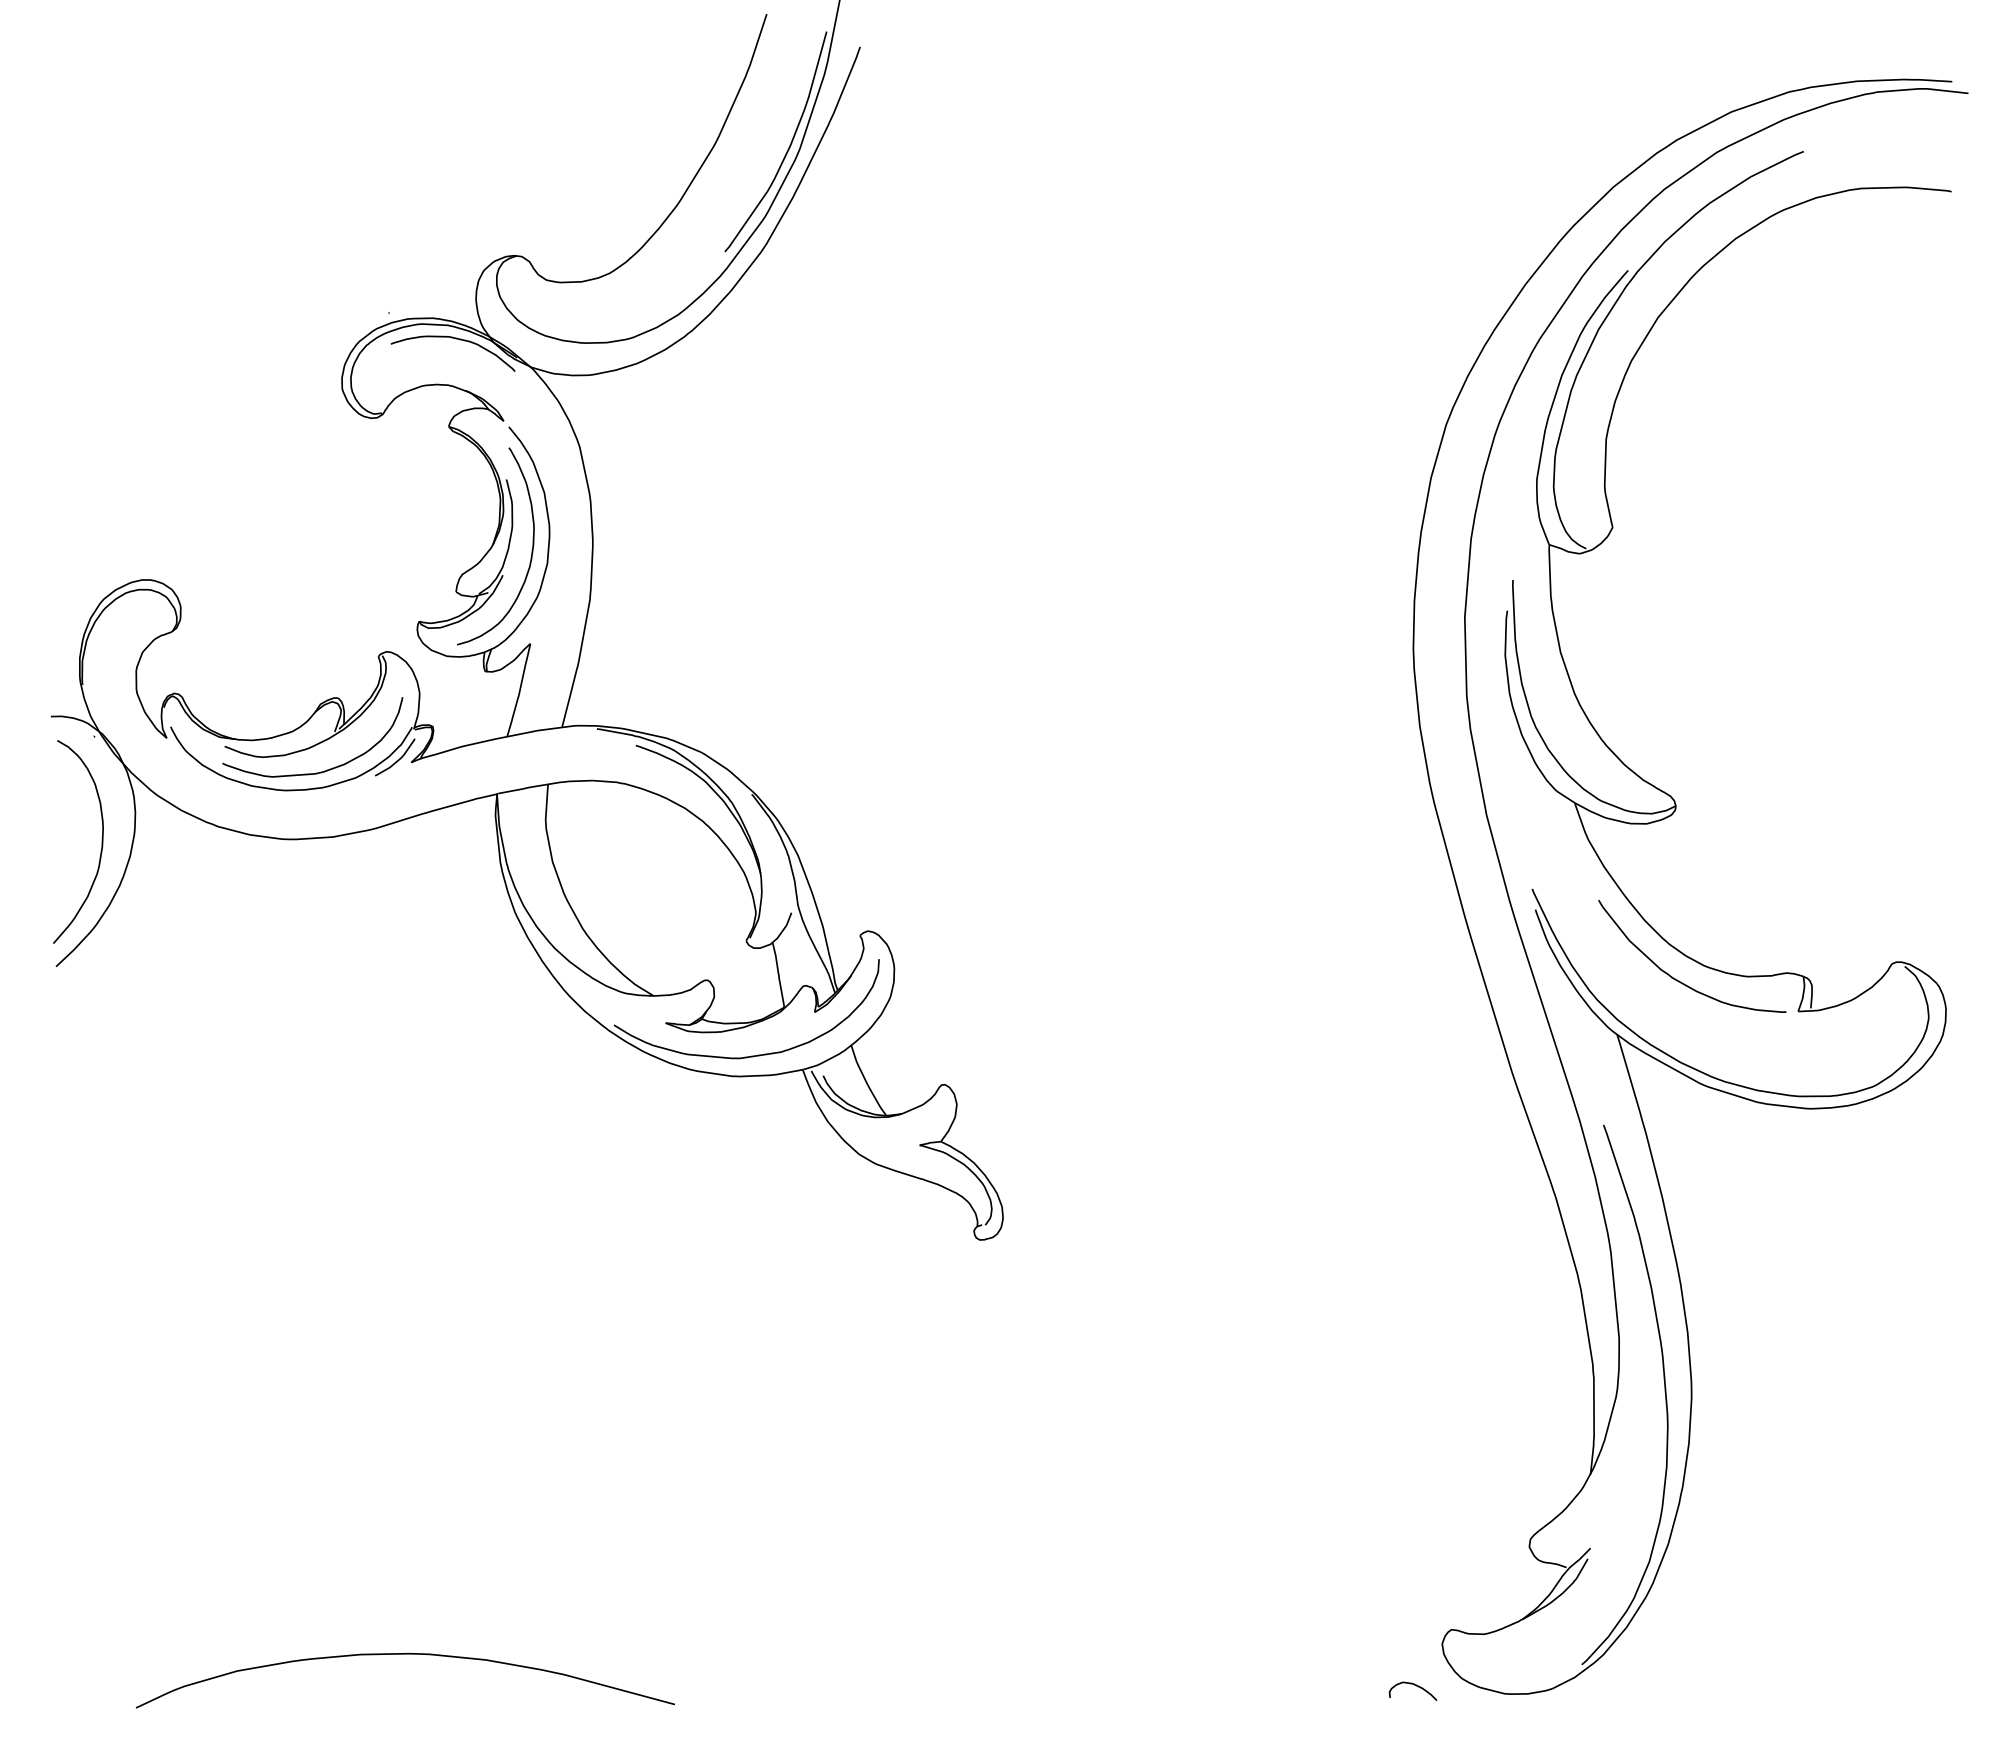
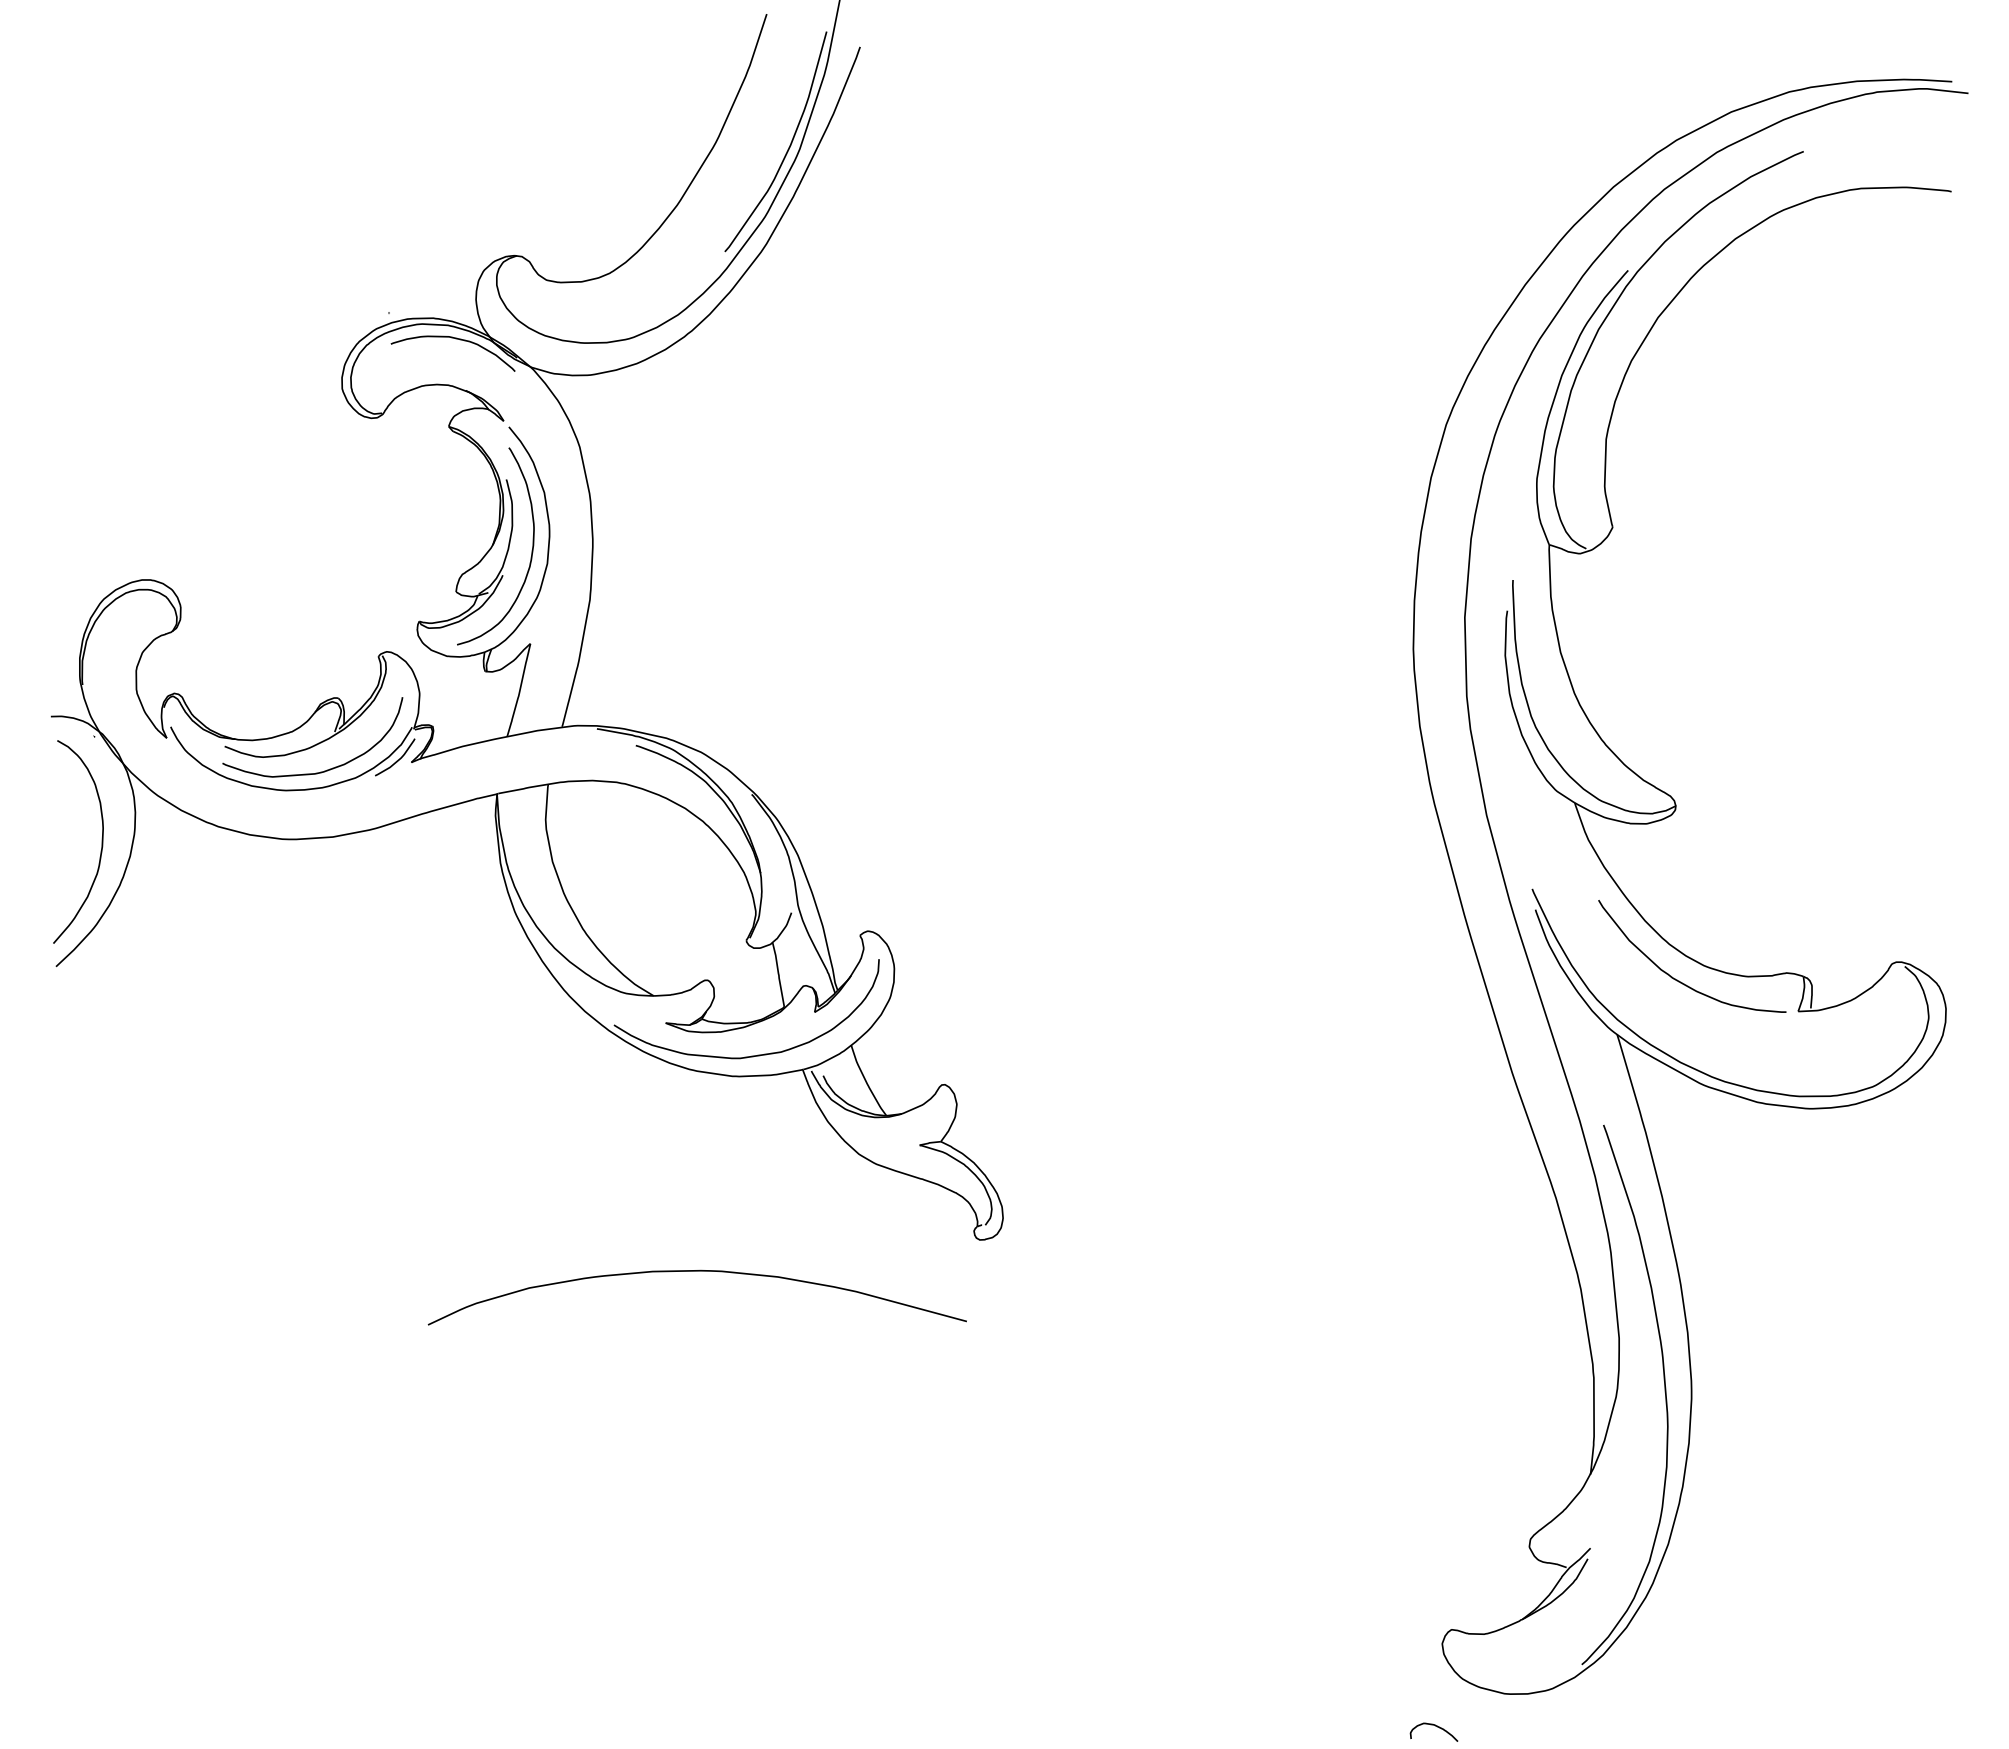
curve position: (404, 1654) -> (696, 1271) (696, 1271)
curve position: (1414, 1685) -> (1435, 1726) (1435, 1726)
